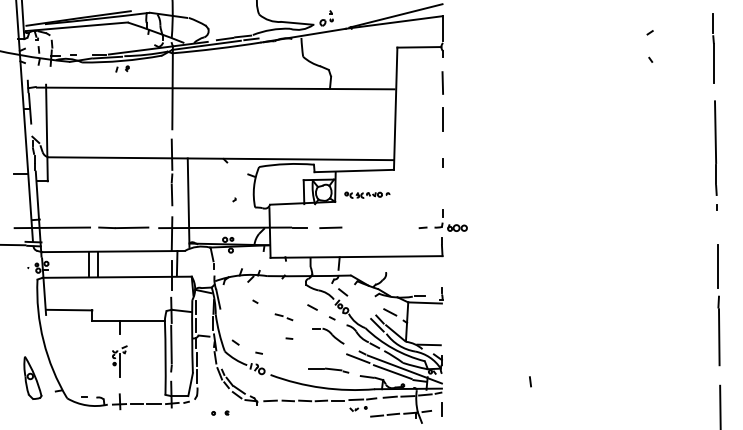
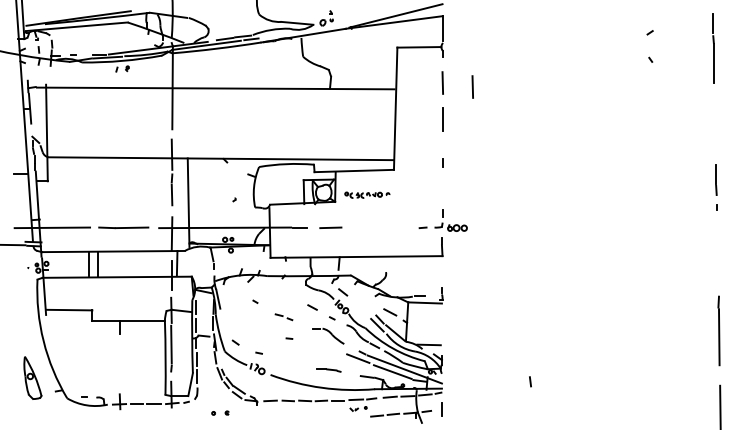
line: none -> present (472, 86)
line: present -> none (715, 132)
line: present -> none (717, 266)
part: present -> none (119, 361)
part size: 42x7 px -> 26x5 px (328, 370)
